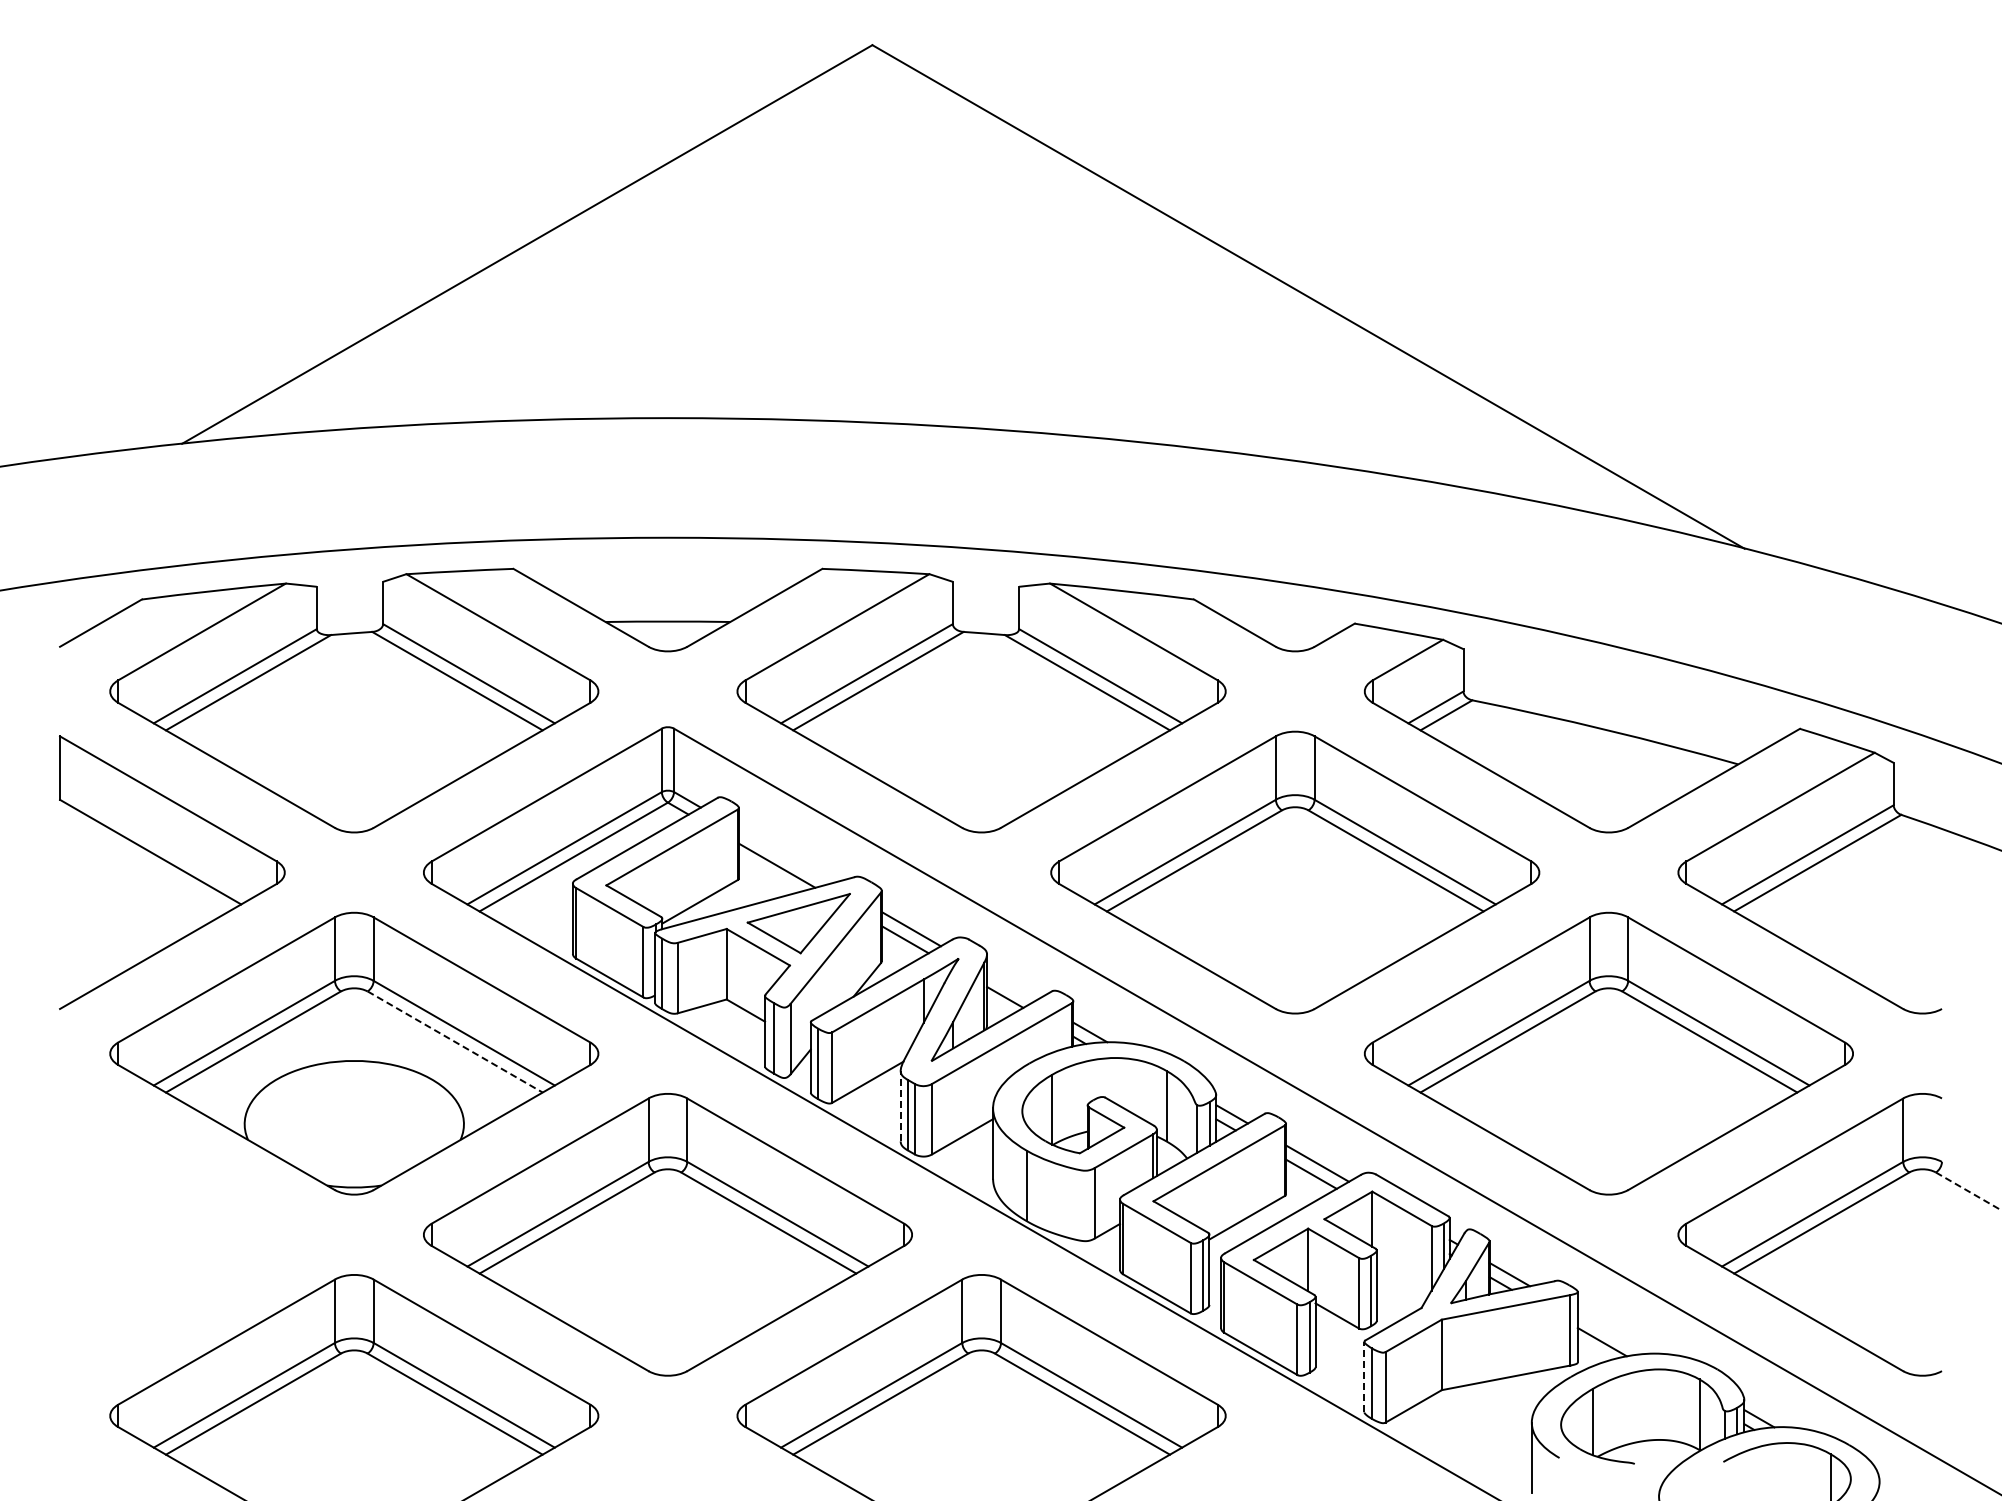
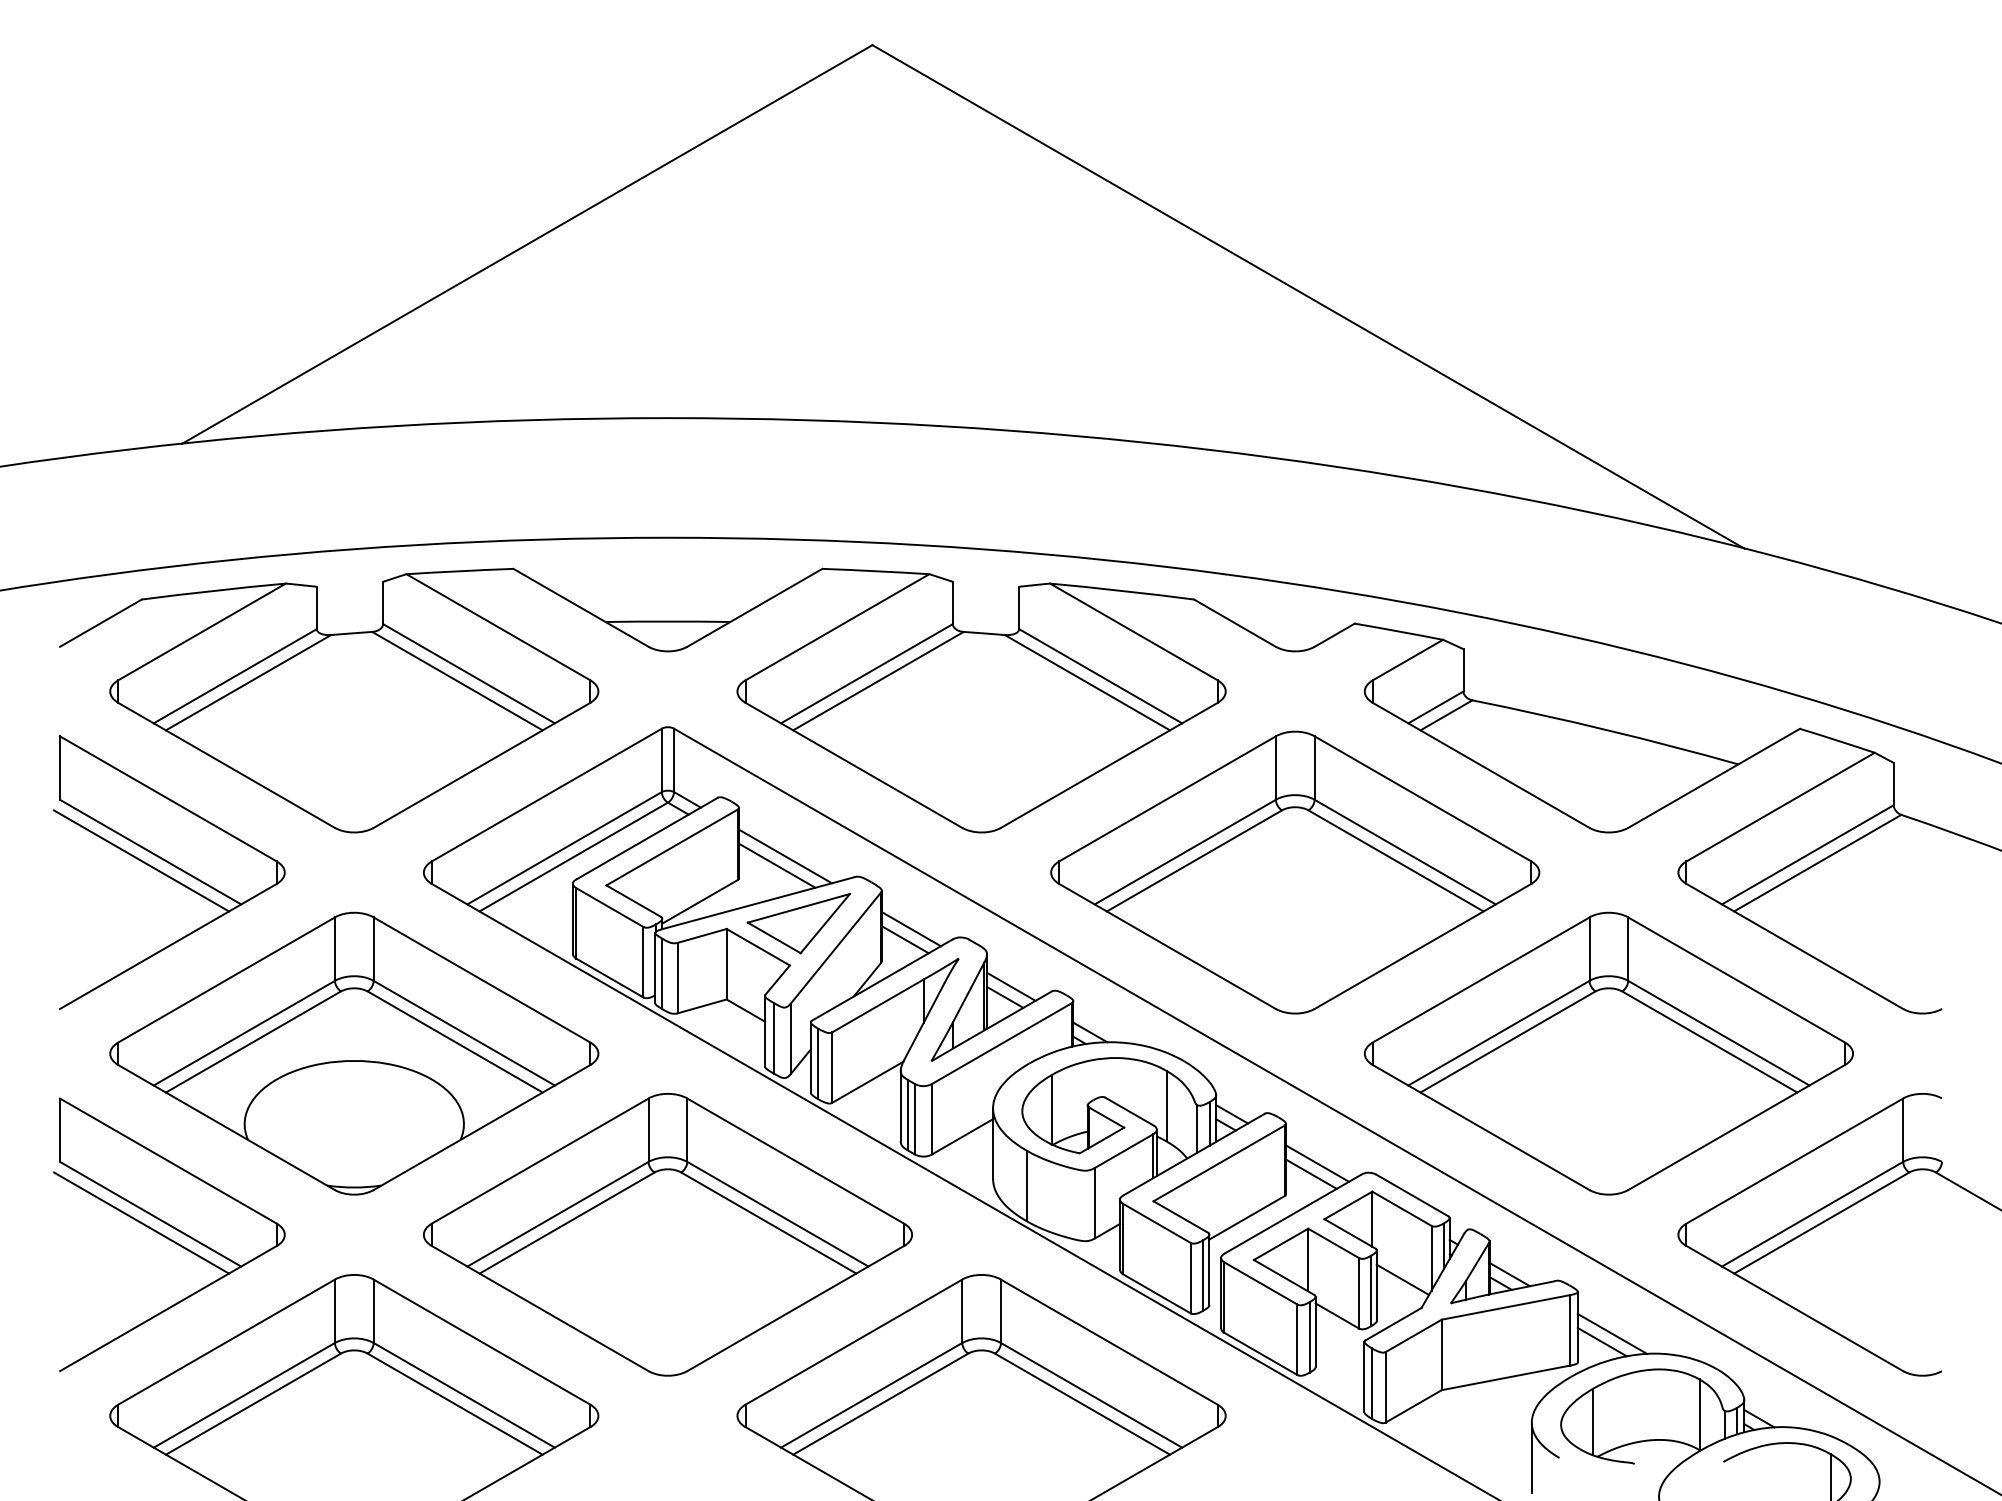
line: none -> present (784, 856)
line: none -> present (141, 860)
line: none -> present (1011, 986)
line: dashed -> solid (455, 1042)
line: dashed -> solid (900, 1105)
line: dashed -> solid (1968, 1191)
part: none -> present (169, 1234)
line: none -> present (1402, 1279)
line: none -> present (1612, 1333)
line: dashed -> solid (1364, 1376)
